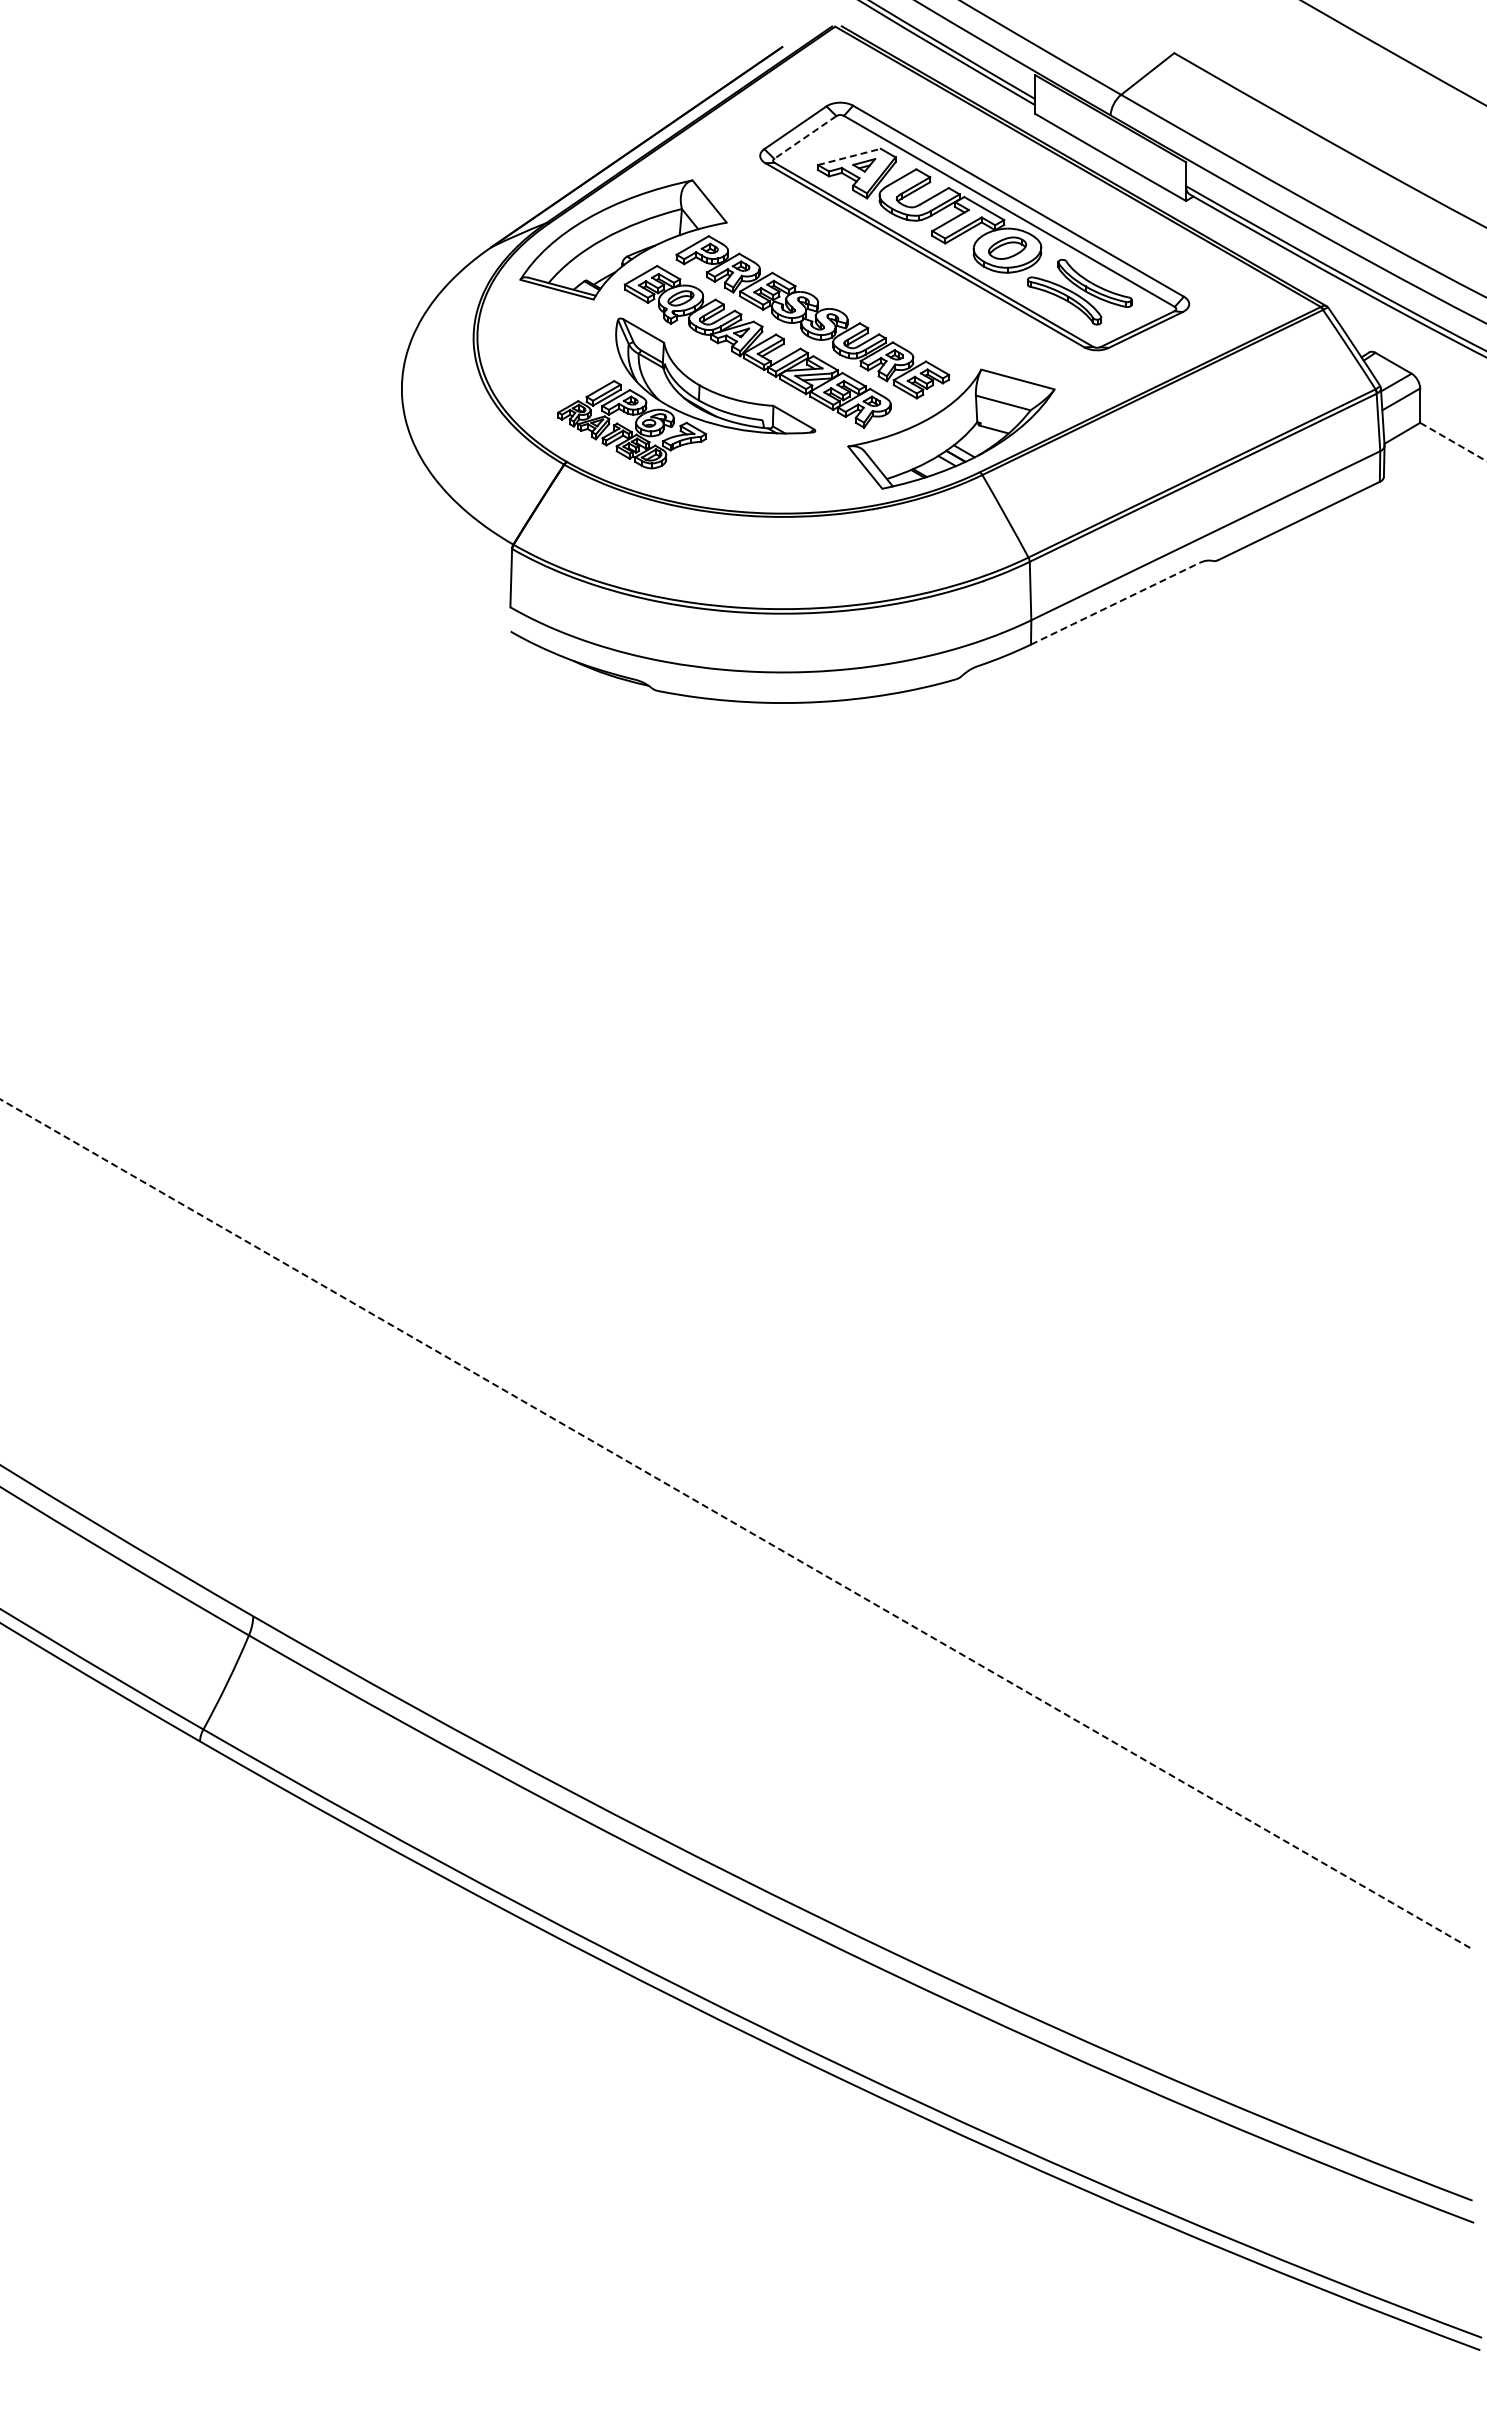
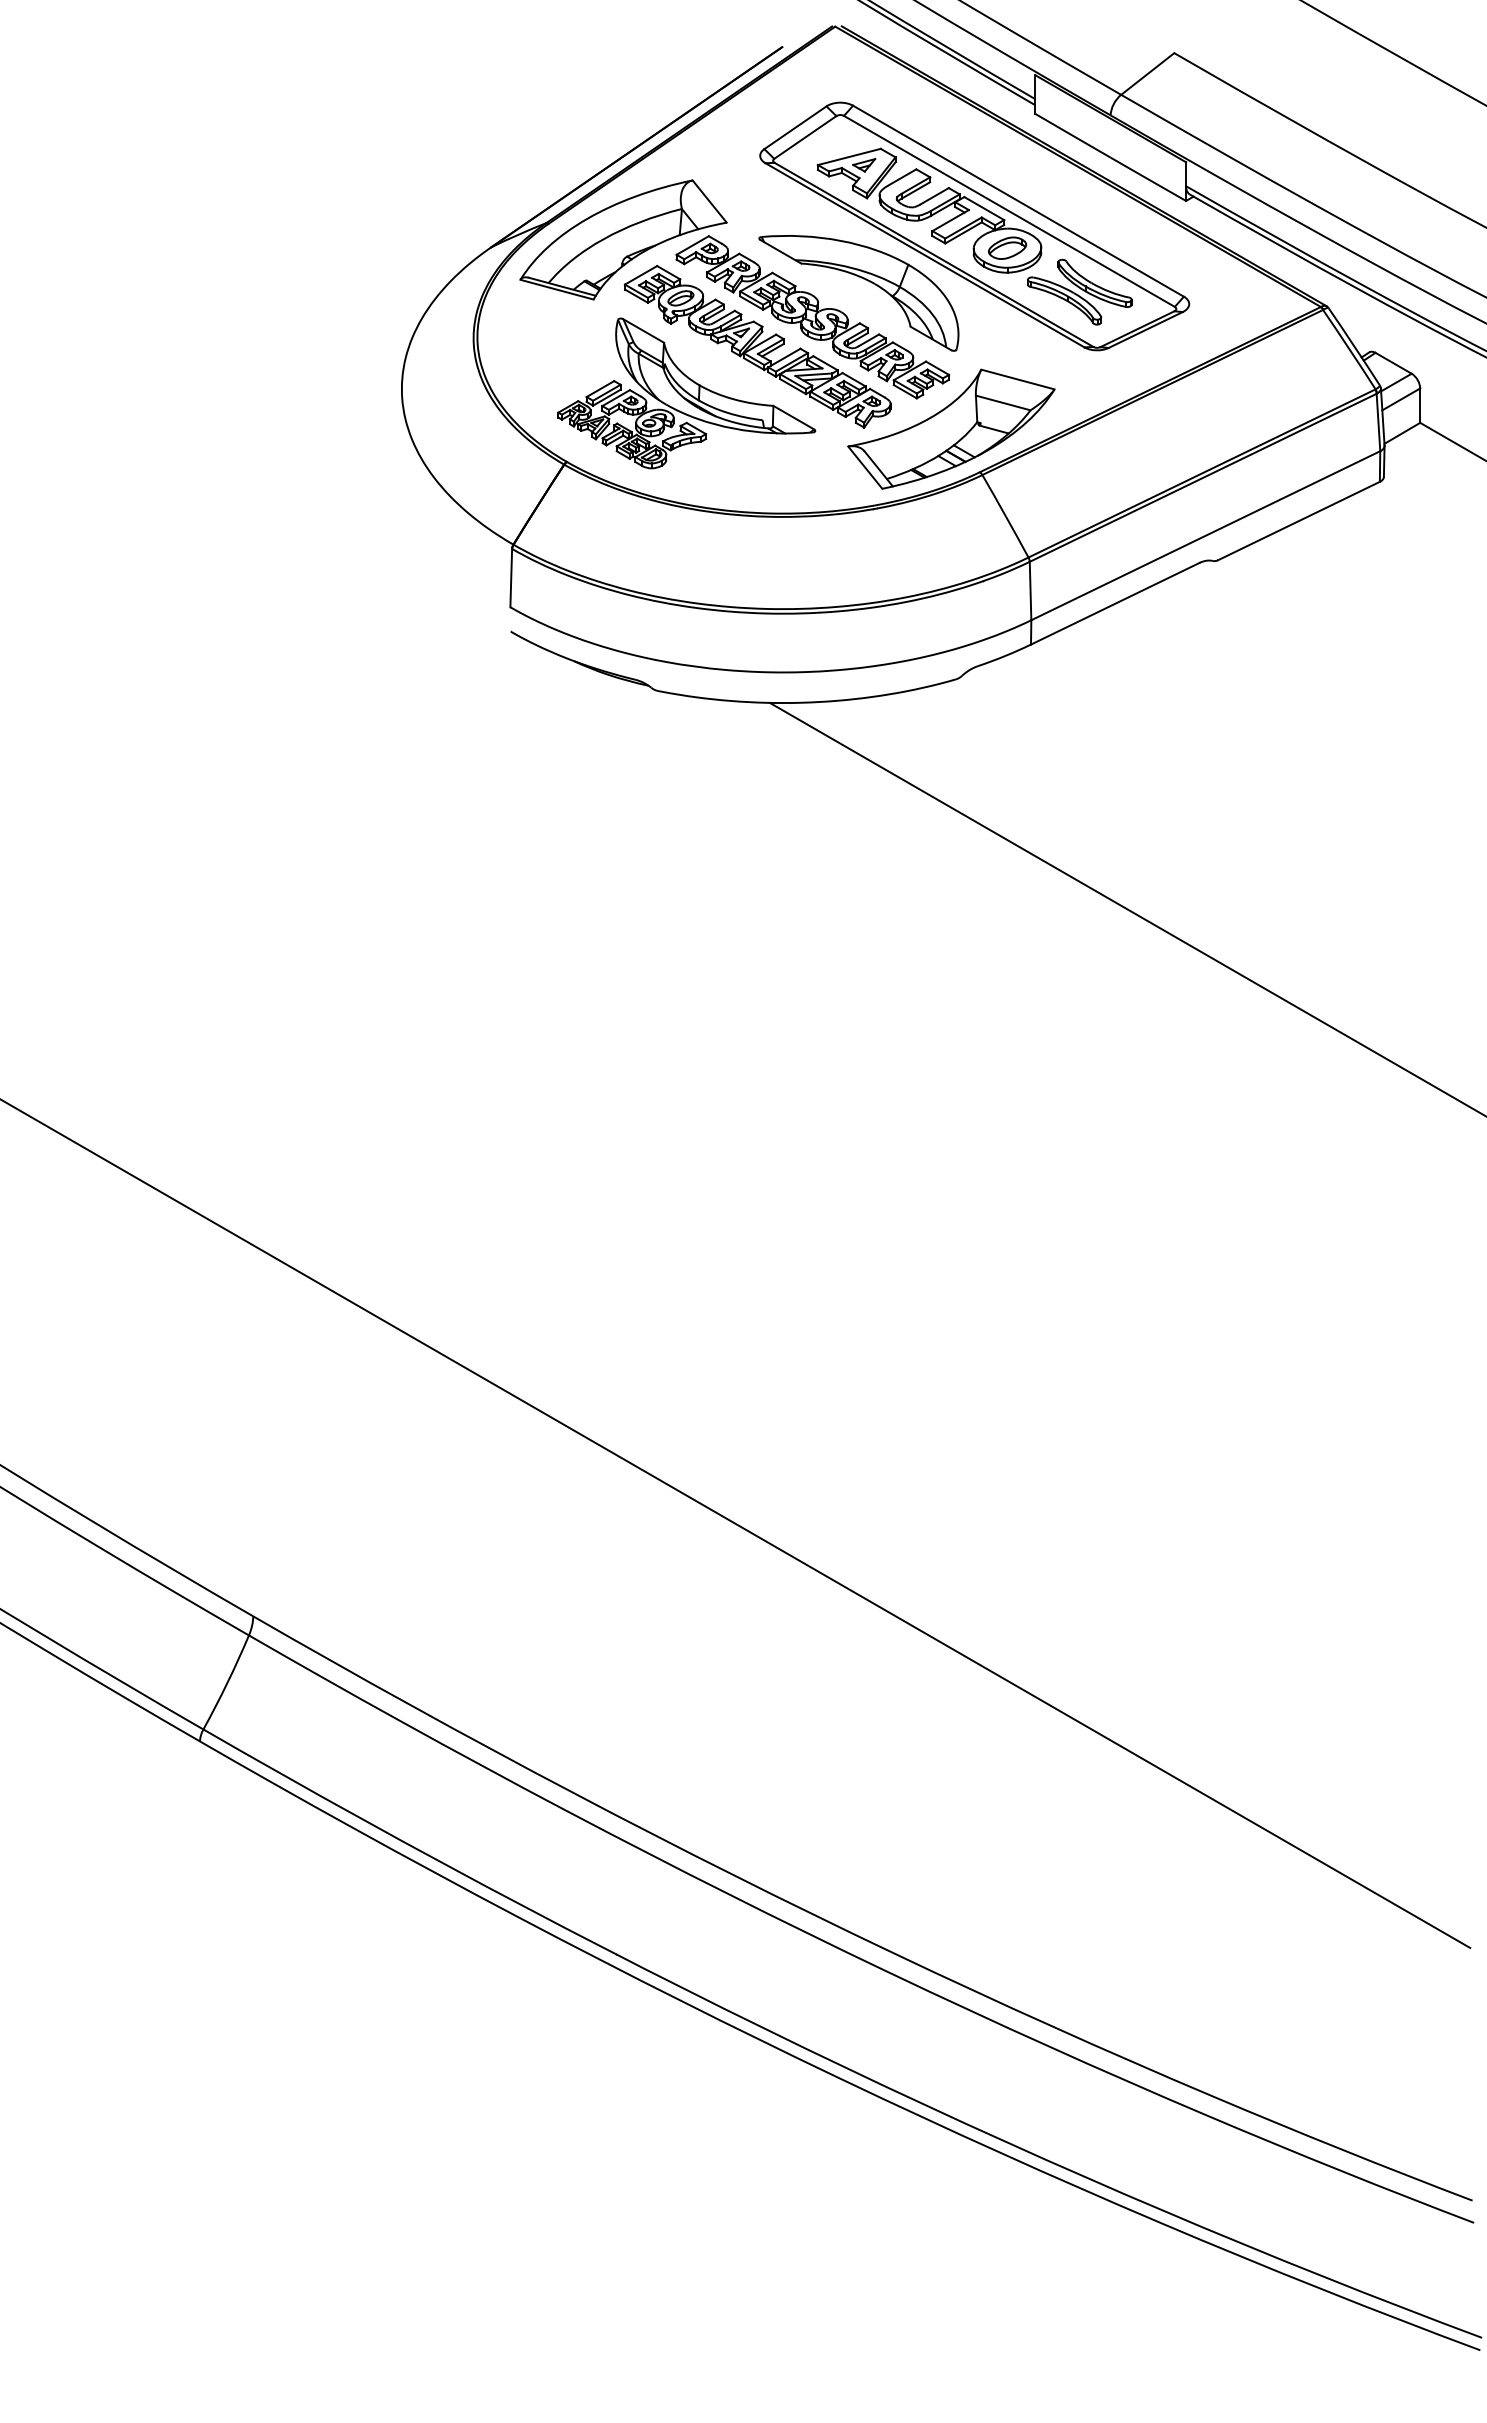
line: dashed -> solid (805, 137)
line: dashed -> solid (849, 156)
part: none -> present (865, 280)
line: dashed -> solid (1453, 442)
line: dashed -> solid (1115, 603)
line: none -> present (1126, 908)
line: dashed -> solid (735, 1523)
